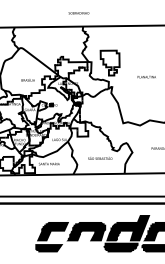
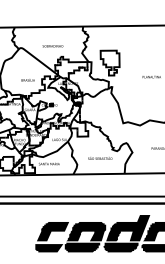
text position: (78, 13) -> (52, 46) (52, 46)
text position: (146, 76) -> (151, 76) (151, 76)
fill: none -> present (82, 247)
